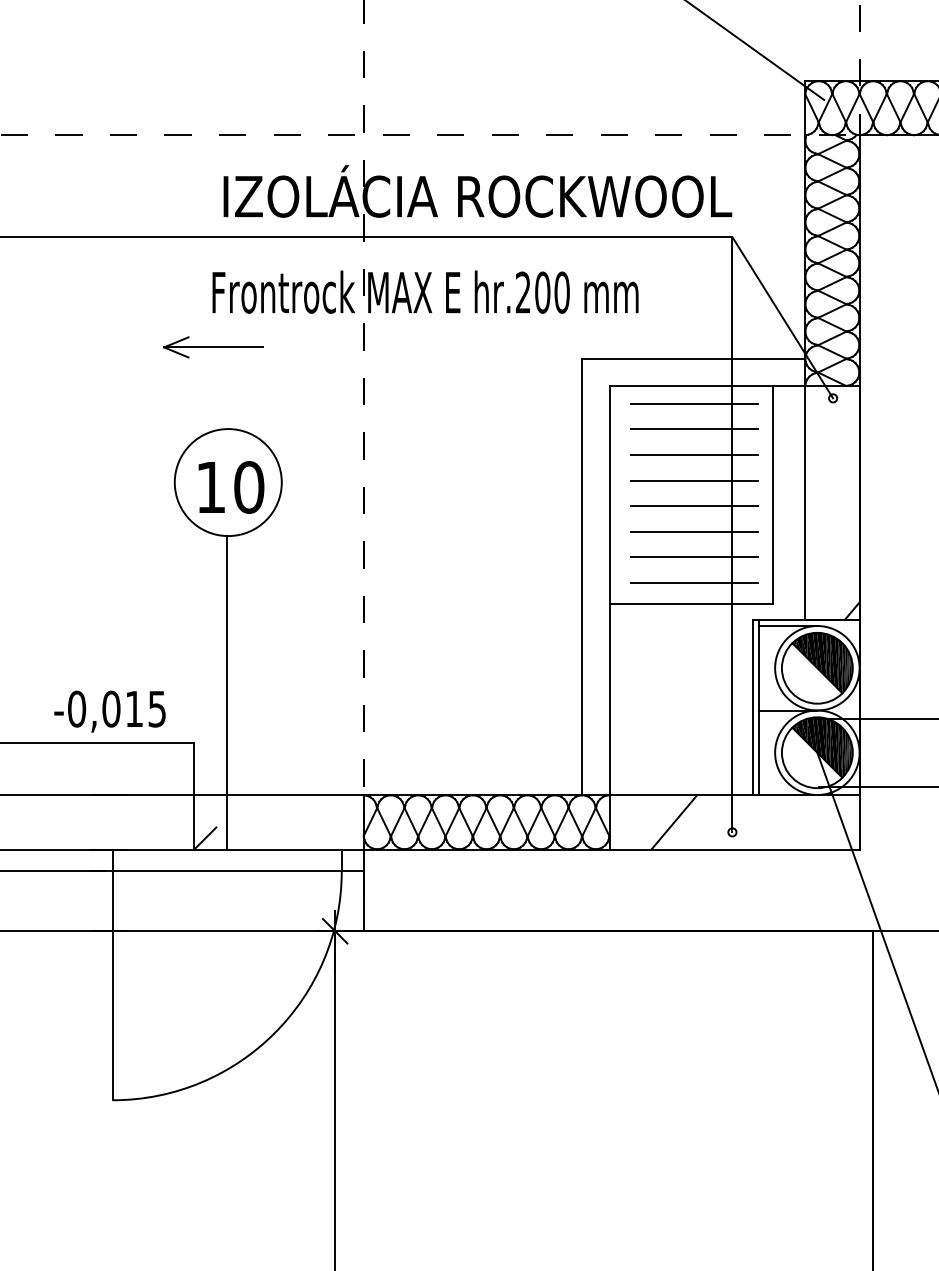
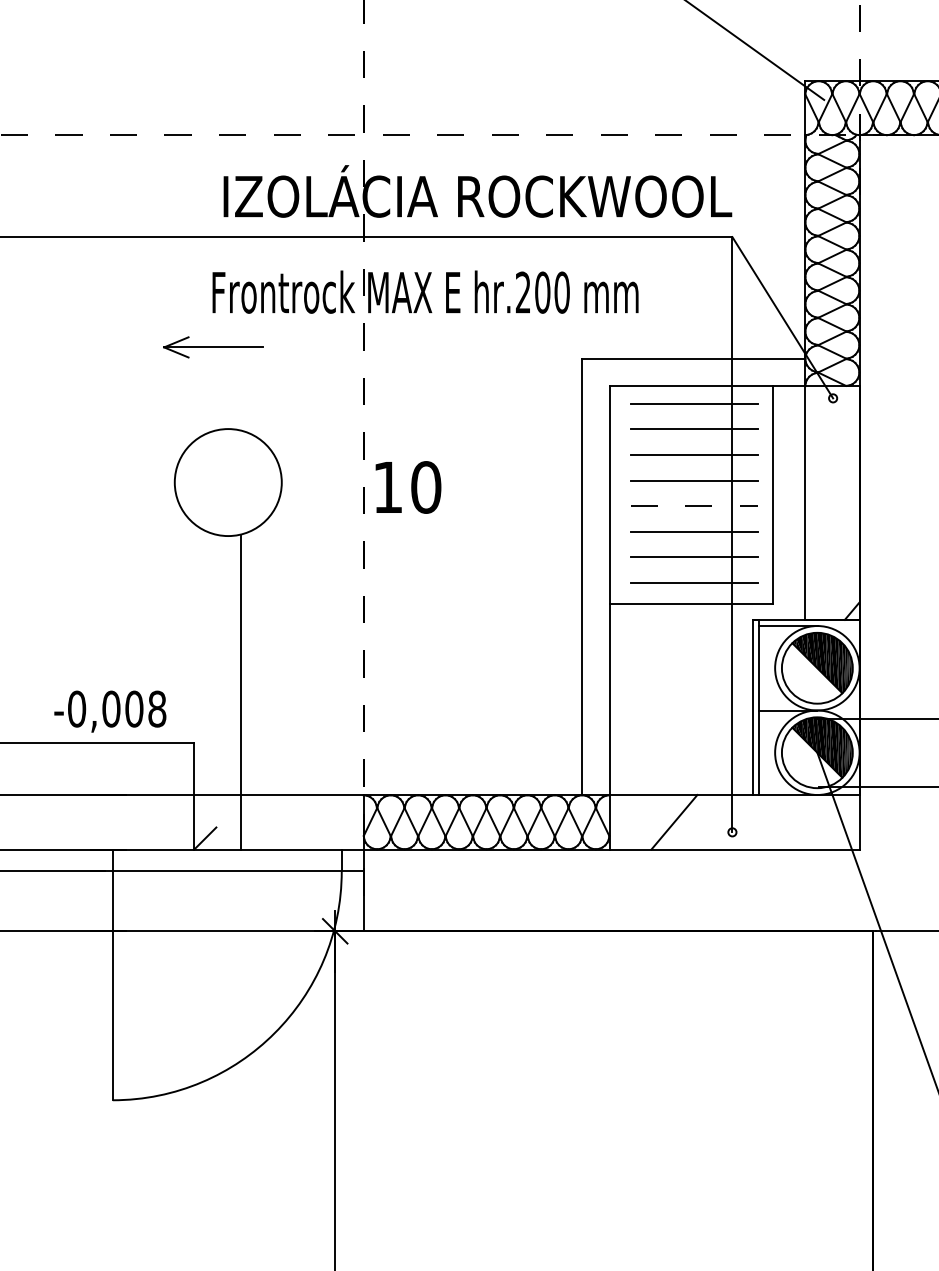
text position: (231, 487) -> (408, 487) (408, 487)
line: solid -> dashed (694, 506)
line position: (227, 692) -> (241, 692) (241, 692)
text: -0,015 -> -0,008 (145, 708)
